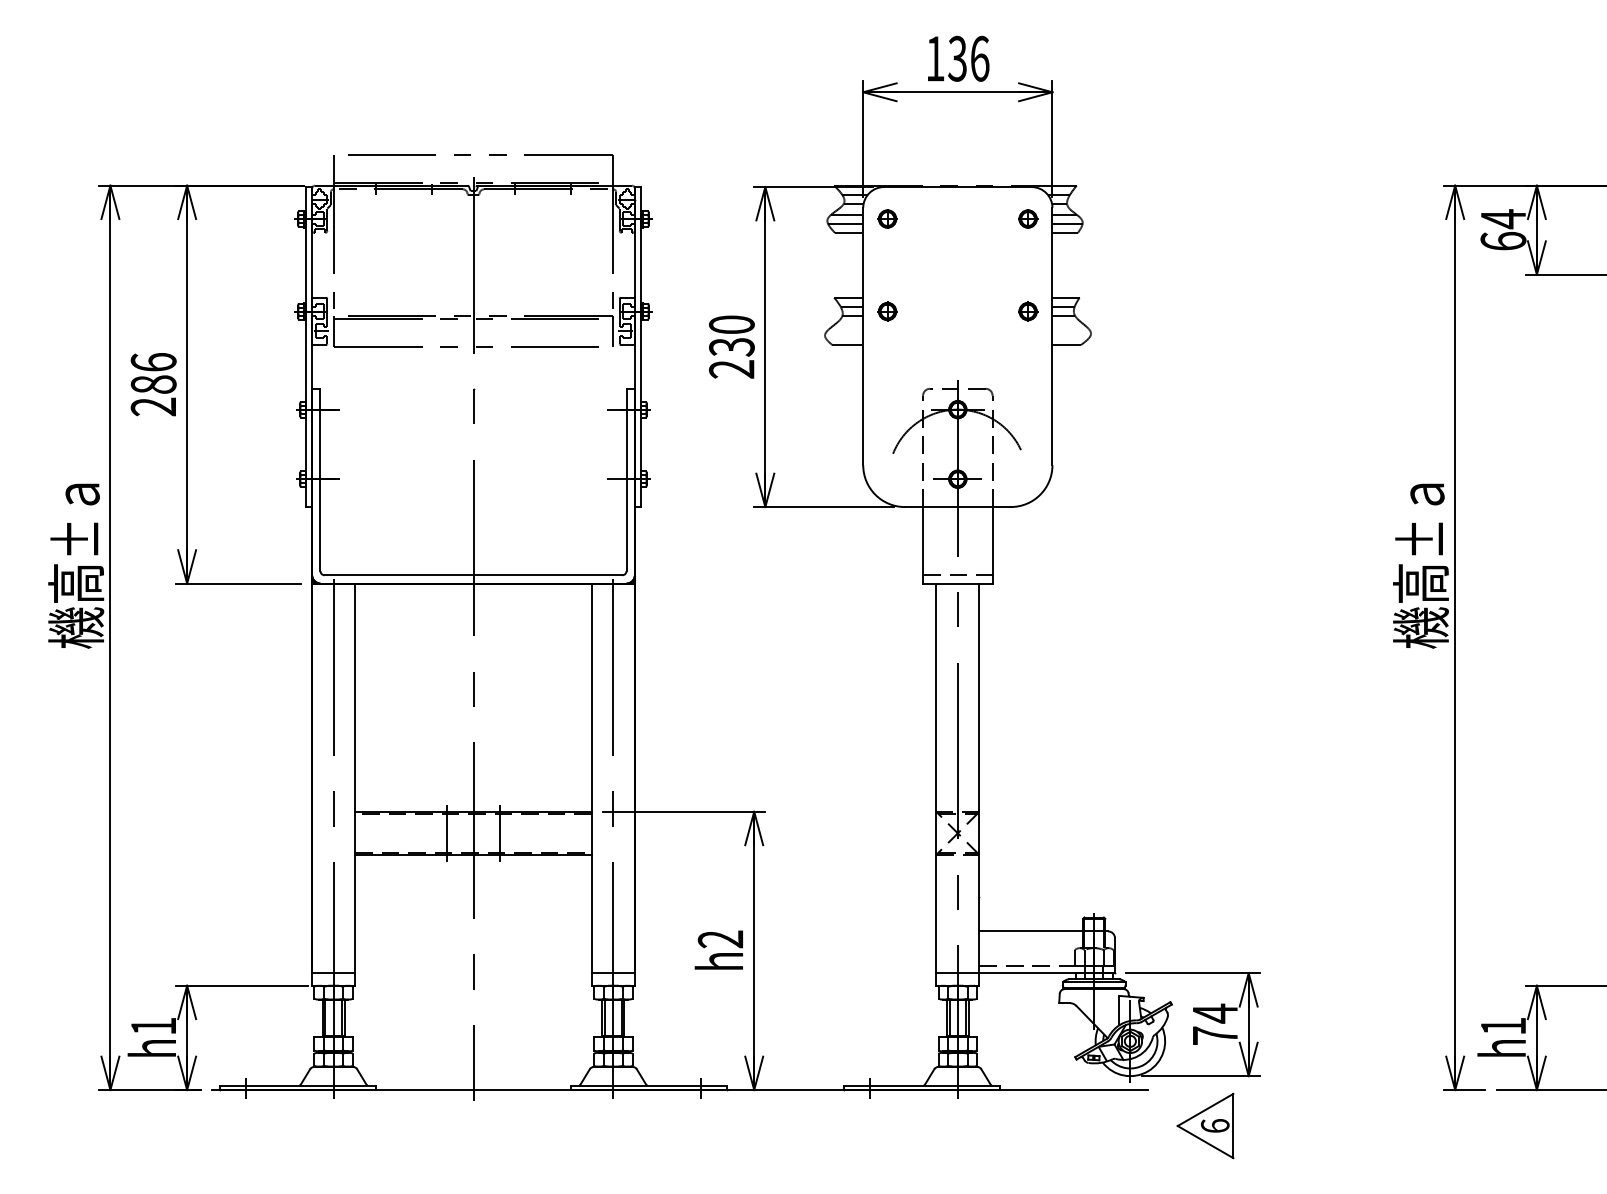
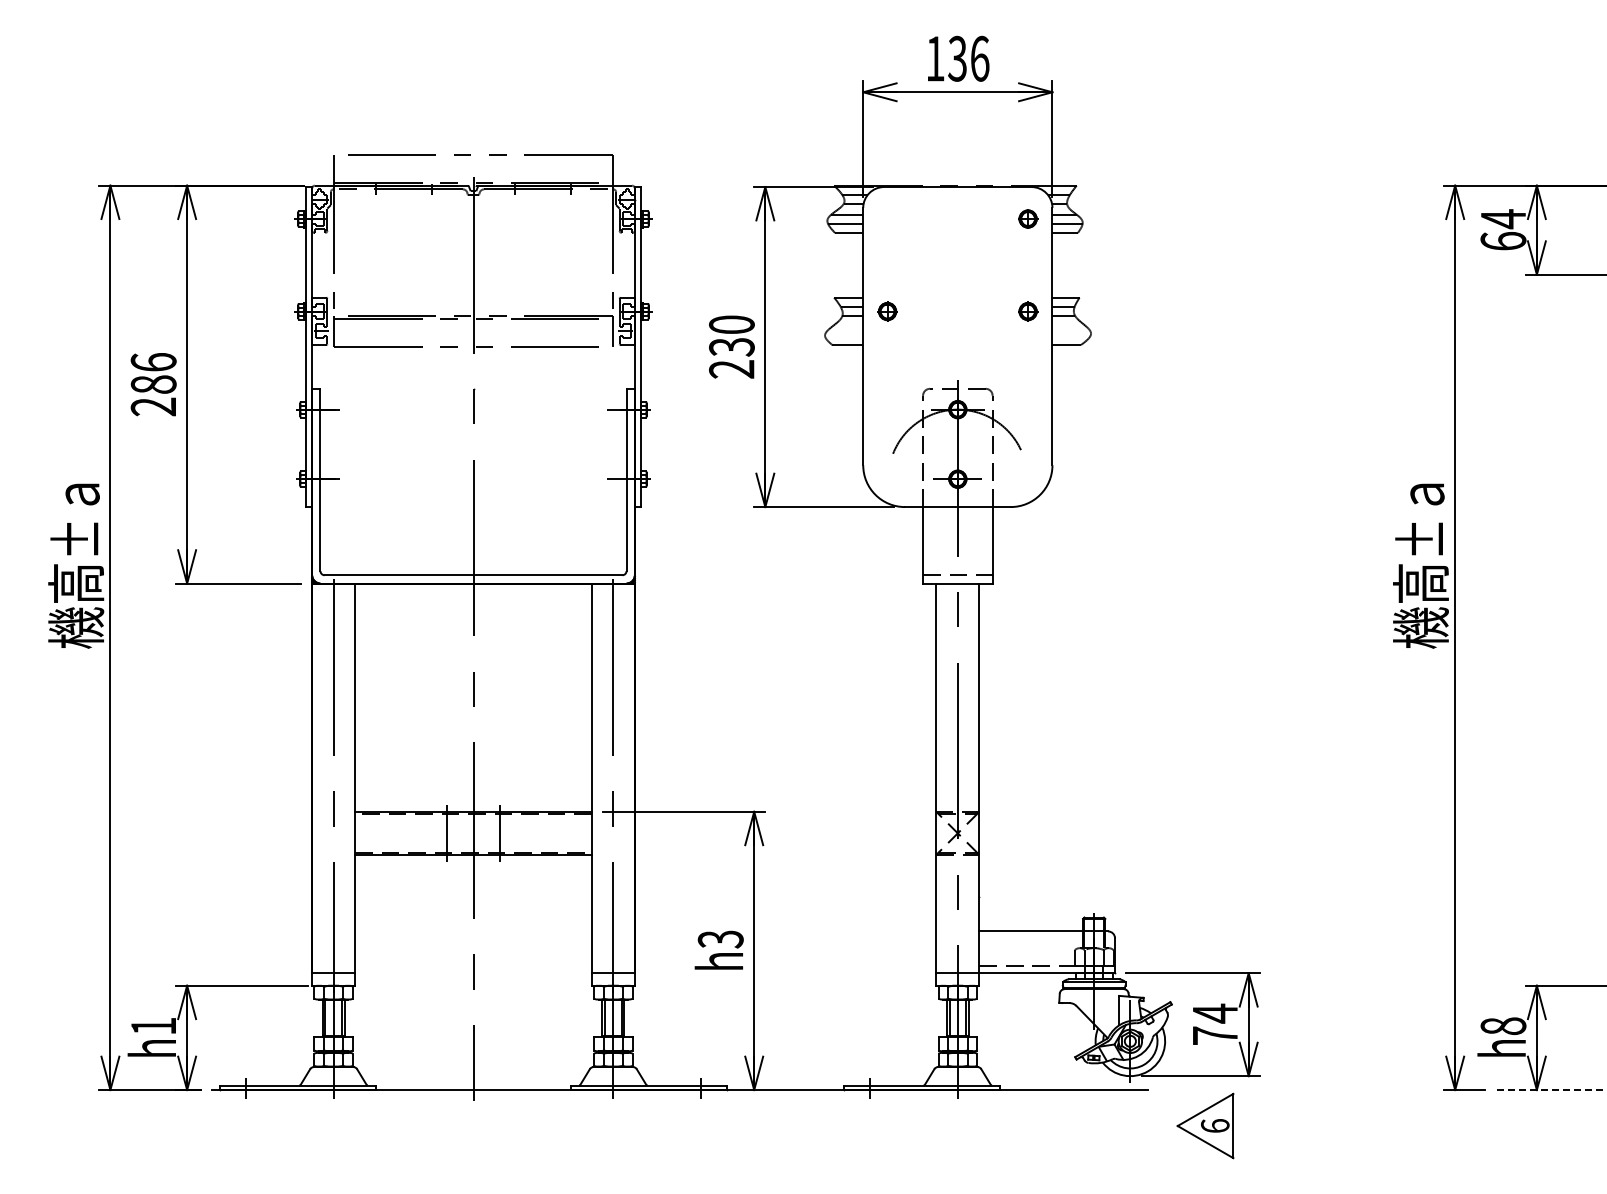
part: present -> none (887, 218)
text: h2 -> h3 (720, 939)
text: h1 -> h8 (1503, 1026)
line: solid -> dashed (1551, 1090)
